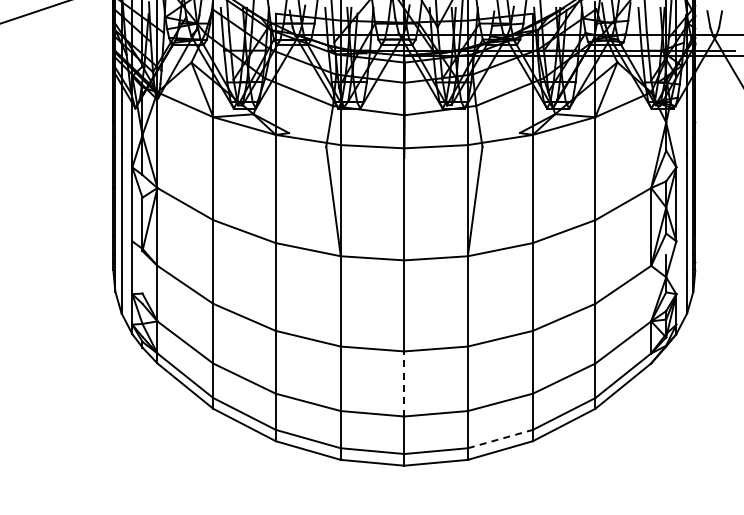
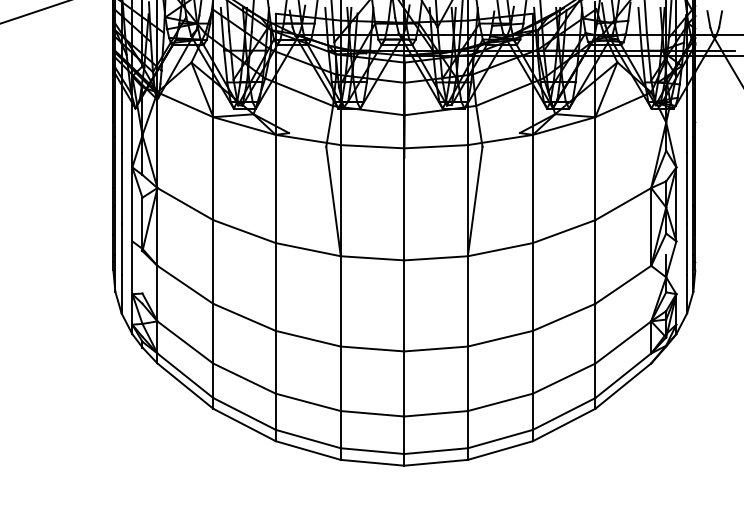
line: dashed -> solid (404, 383)
line: dashed -> solid (500, 439)
